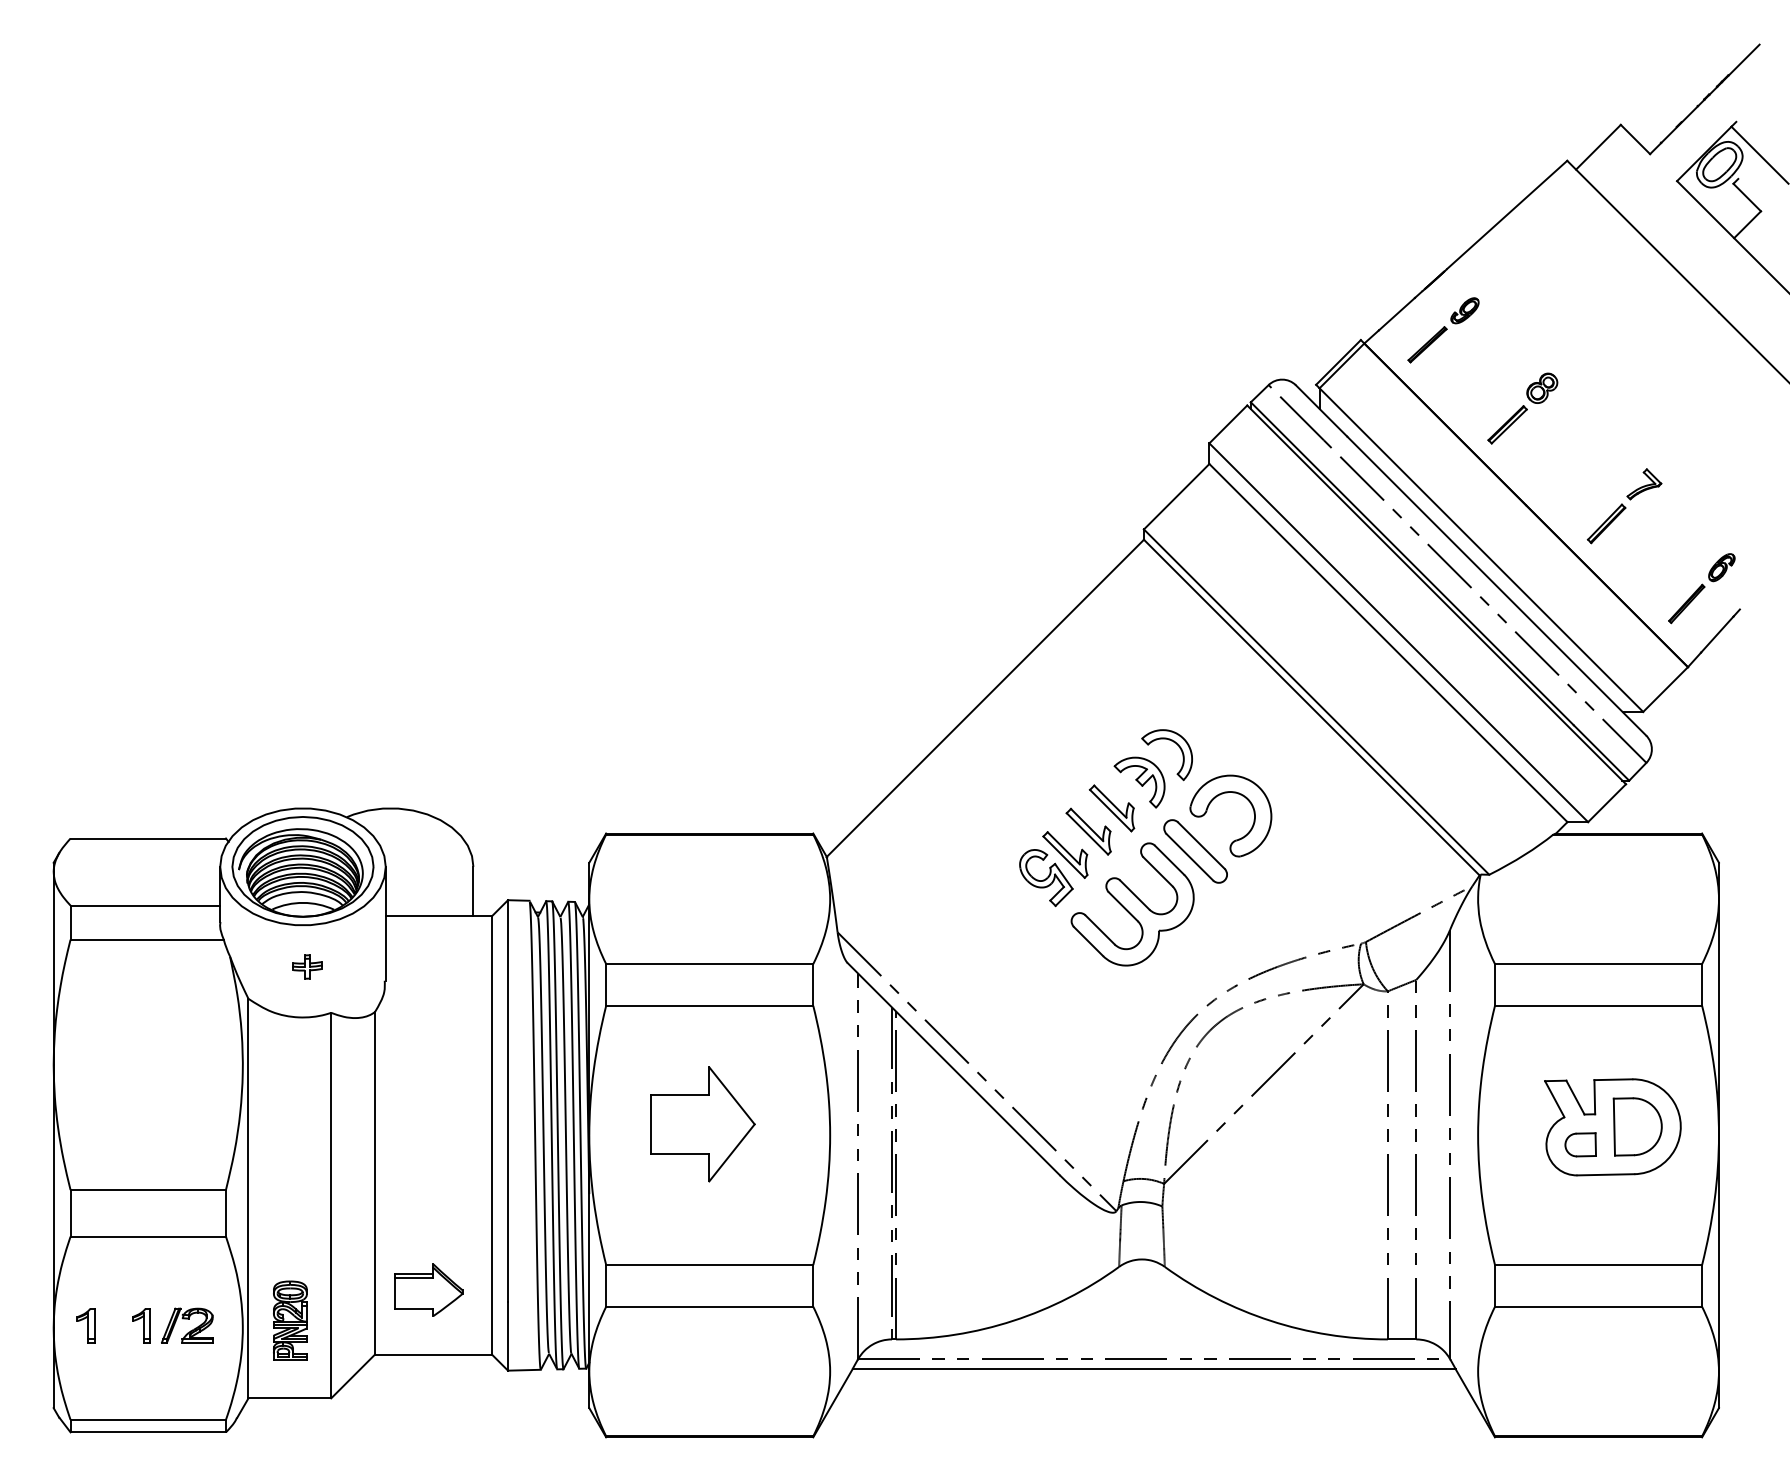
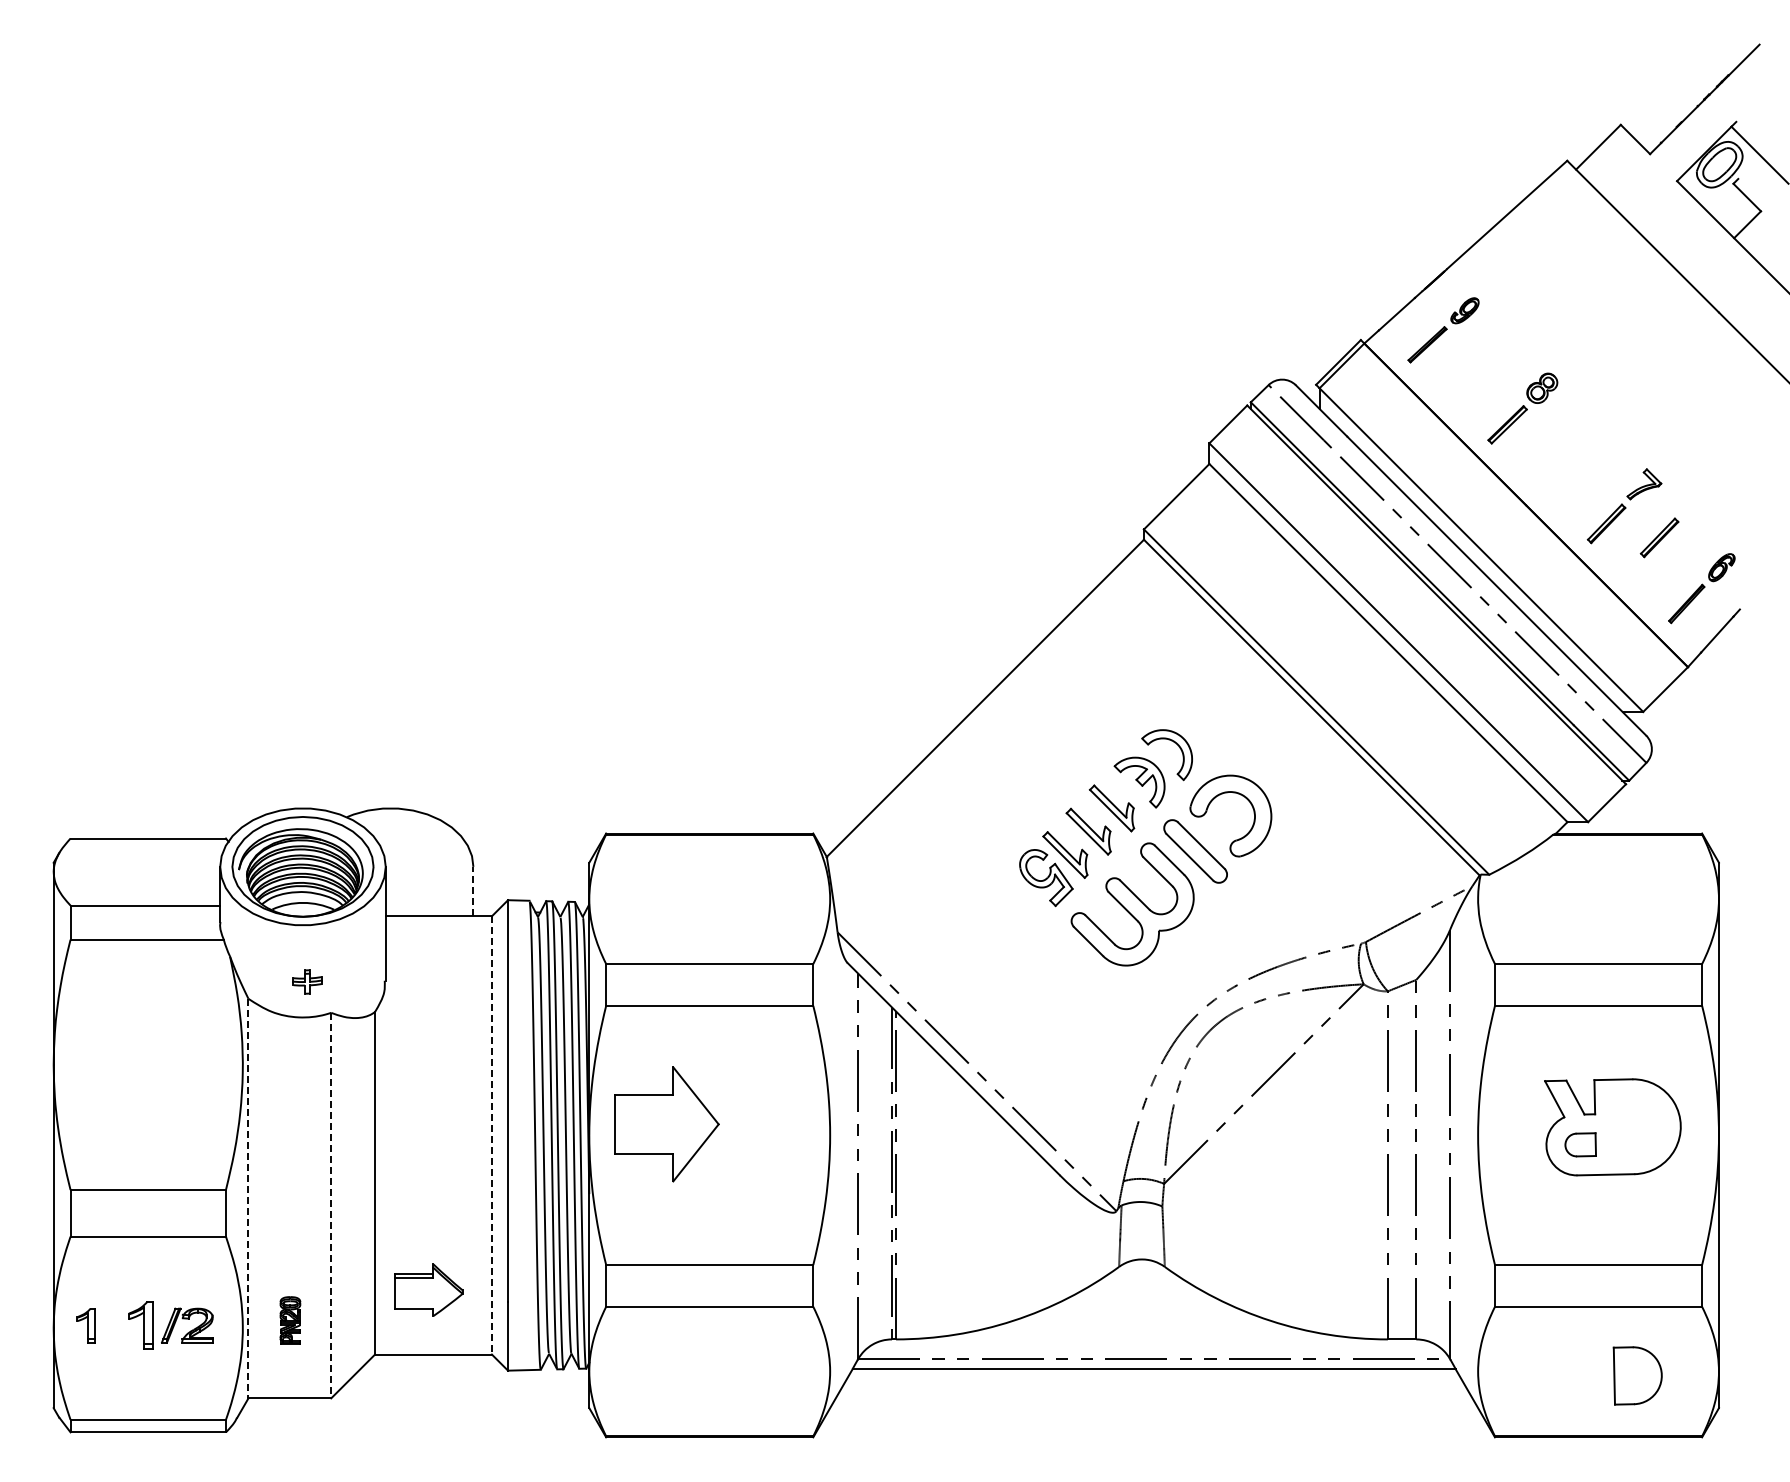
part: none -> present (1659, 537)
line: solid -> dashed (473, 891)
part position: (307, 966) -> (307, 981) (307, 981)
part position: (702, 1124) -> (666, 1124) (666, 1124)
part position: (1637, 1126) -> (1637, 1375) (1637, 1375)
line: solid -> dashed (491, 1135)
line: solid -> dashed (248, 1198)
line: solid -> dashed (331, 1205)
part size: 35x81 px -> 23x49 px (290, 1320)
part size: 19x36 px -> 26x49 px (140, 1325)
